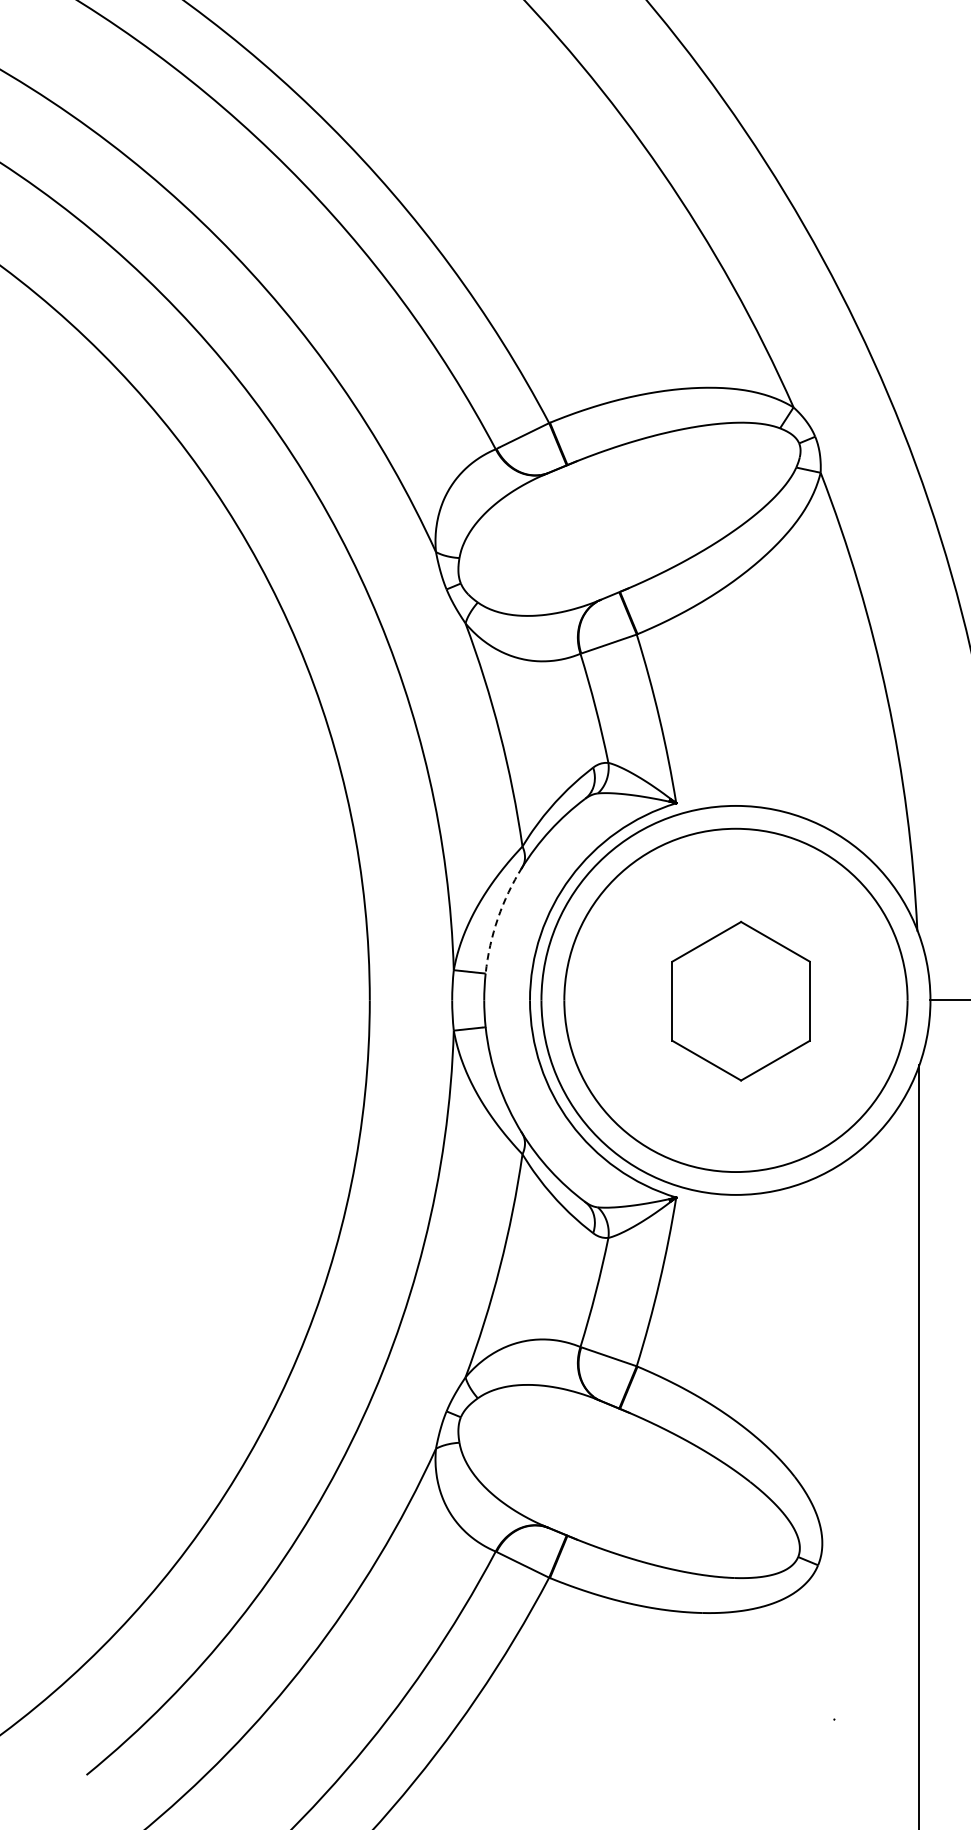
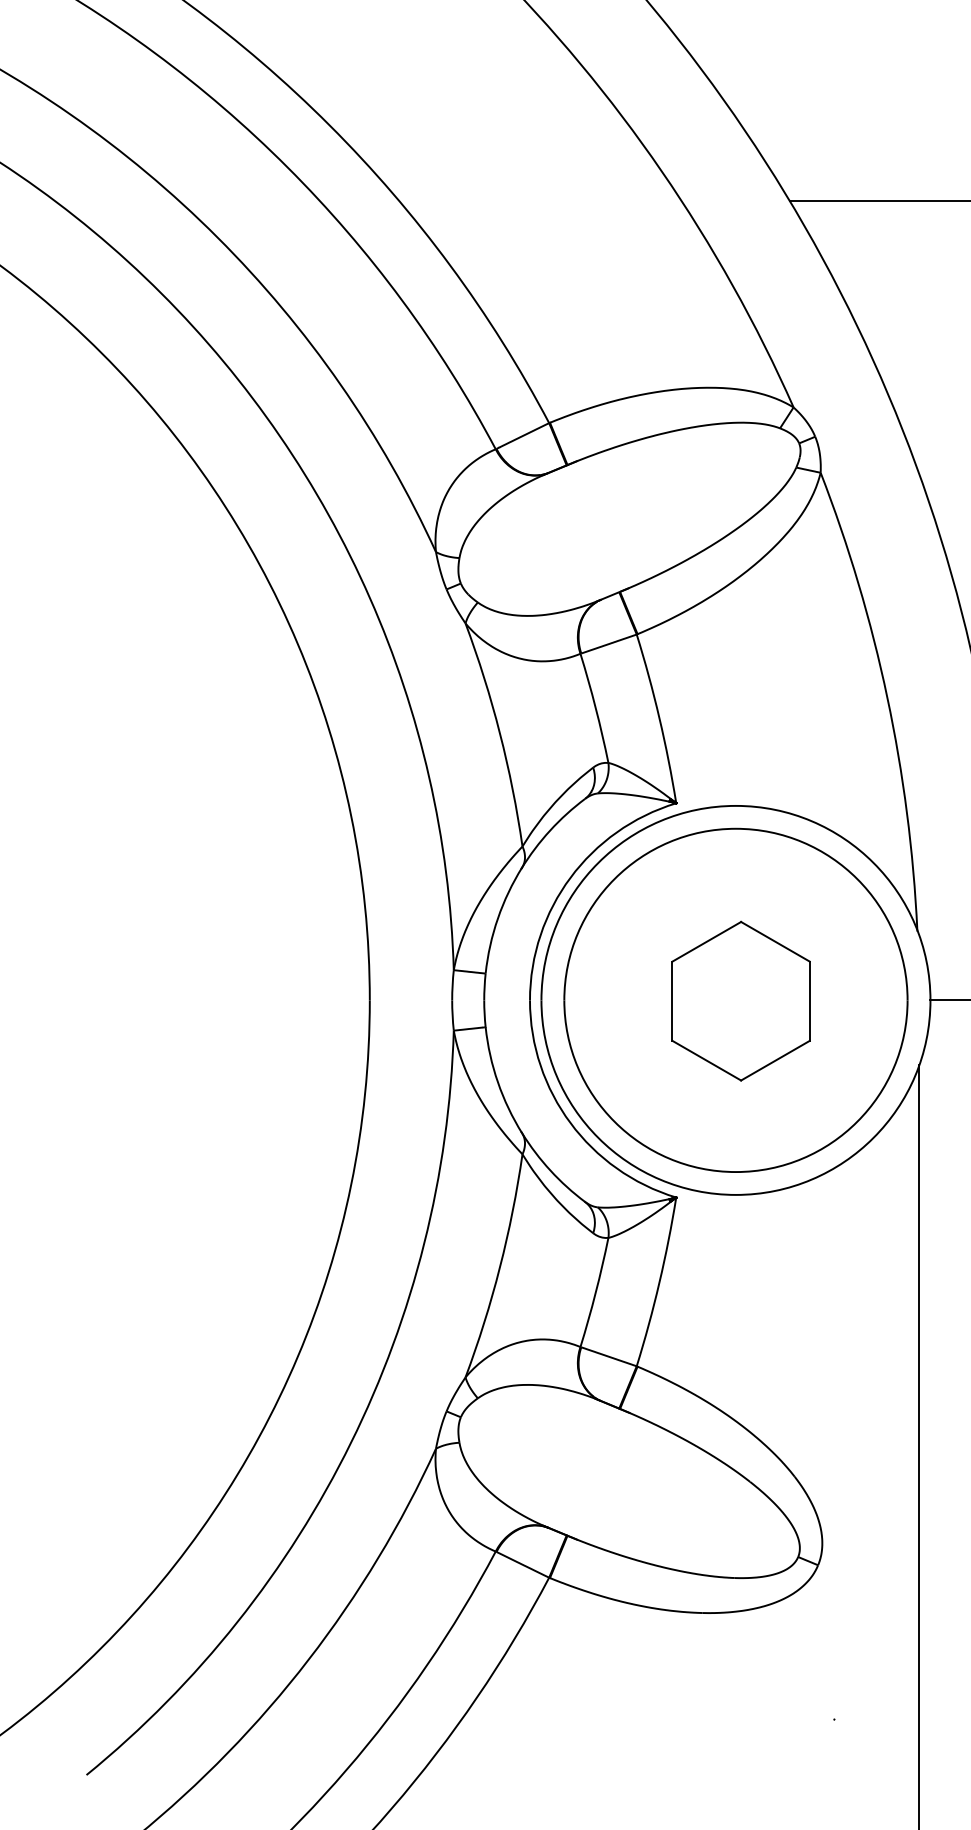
line: none -> present (878, 201)
arc: dashed -> solid (497, 918)
